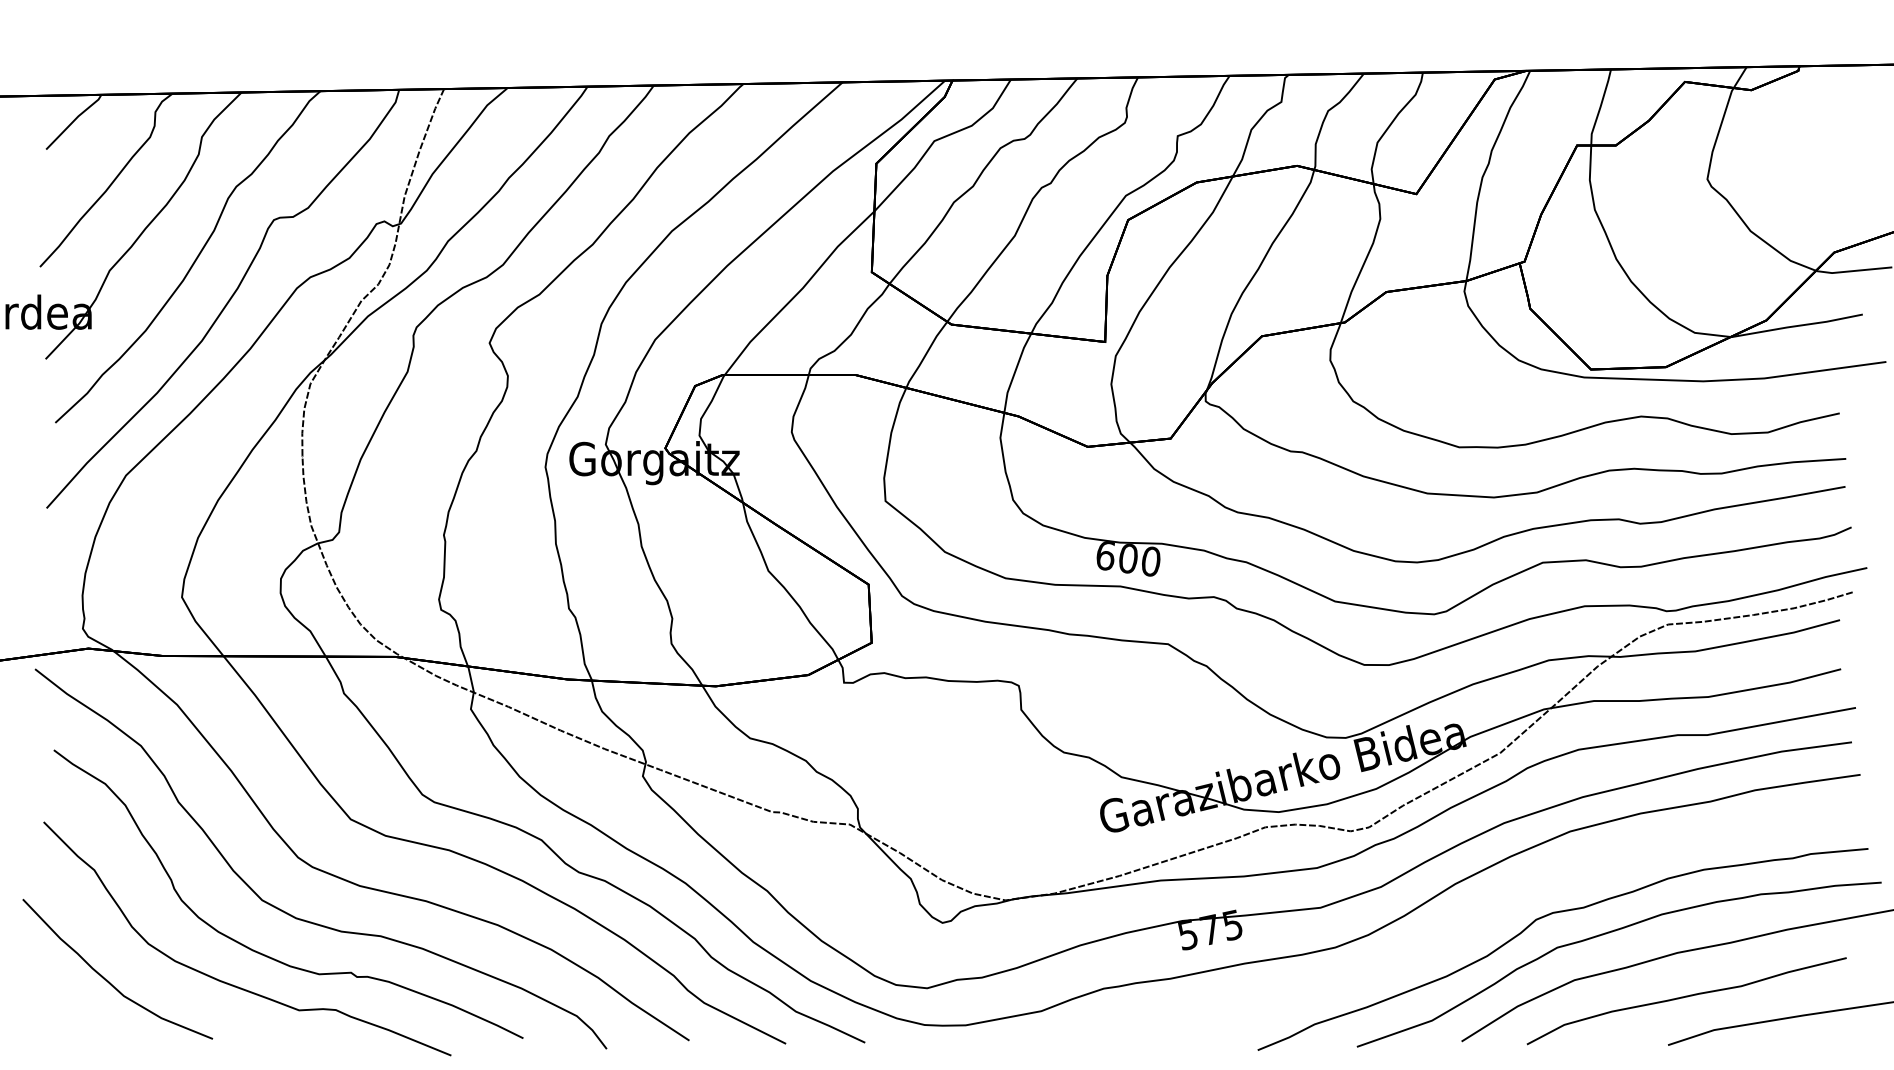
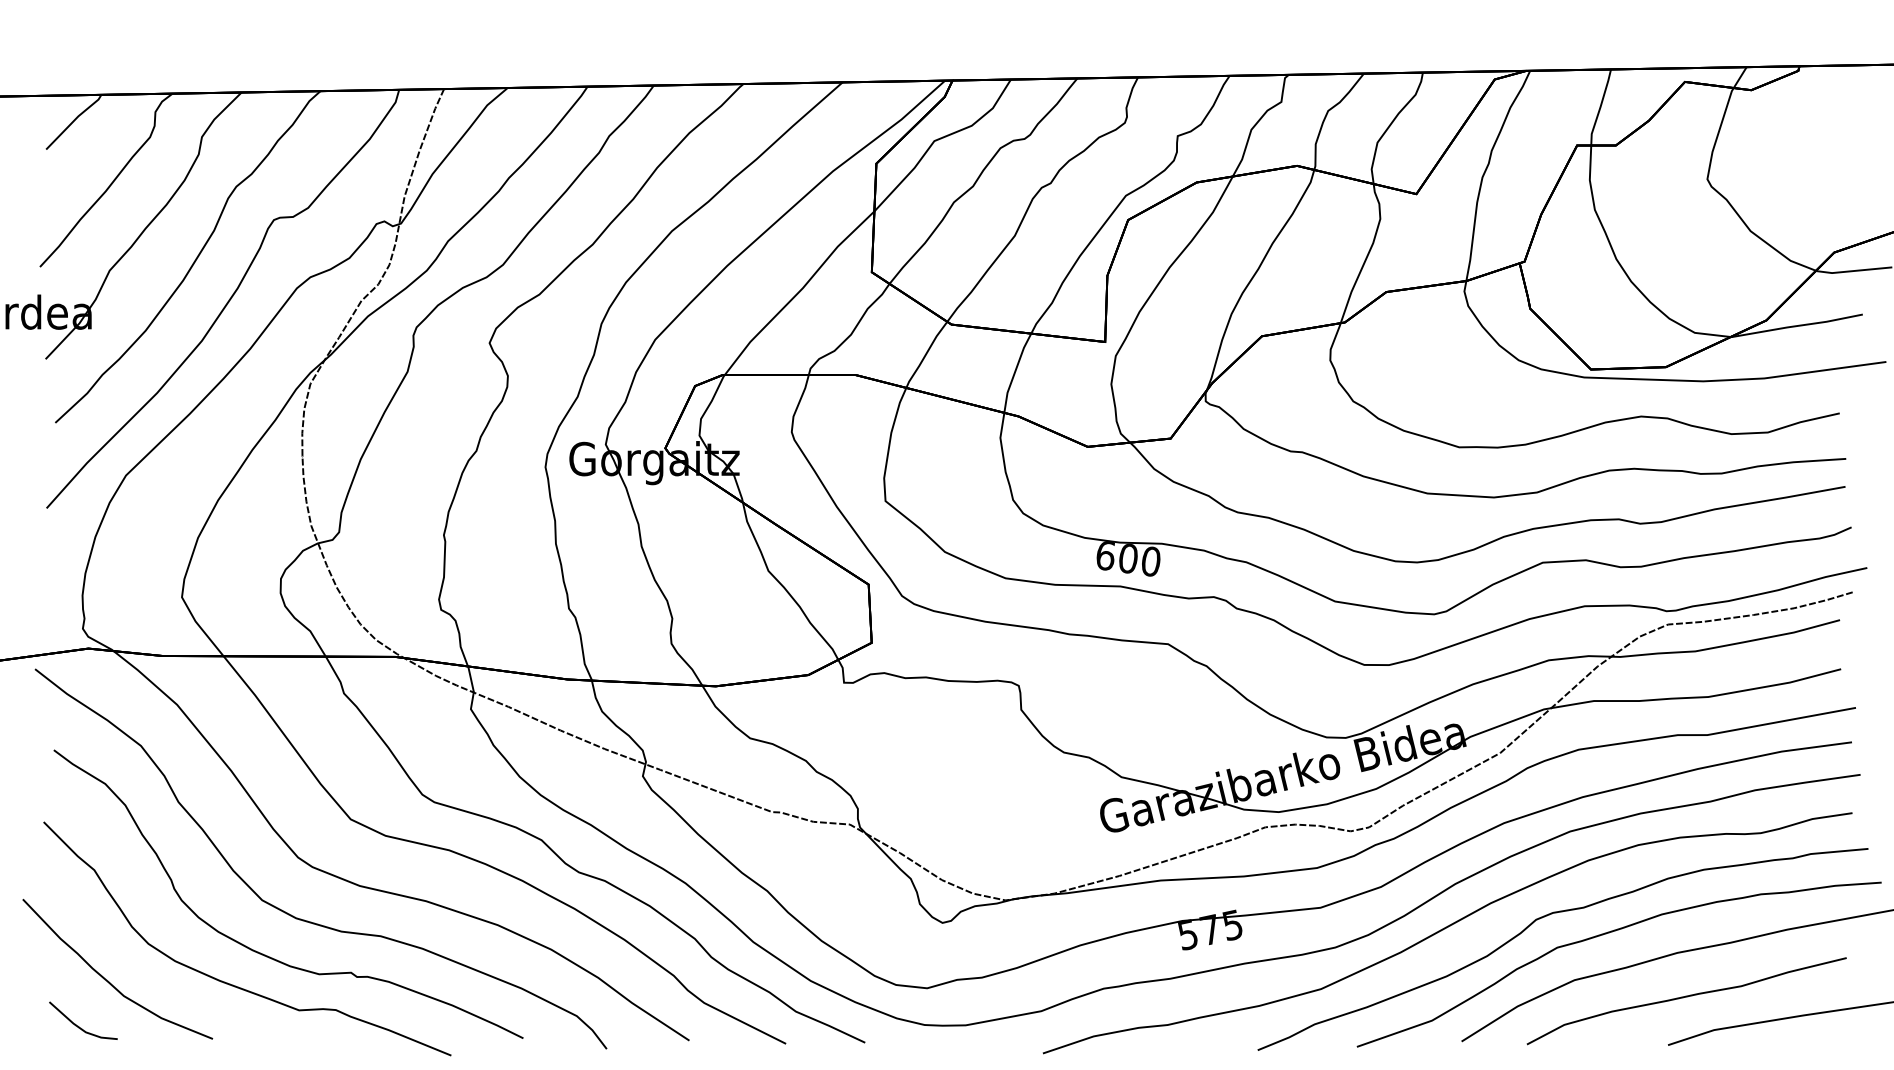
curve: none -> present (1445, 929)
line: none -> present (78, 1025)
